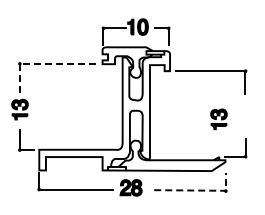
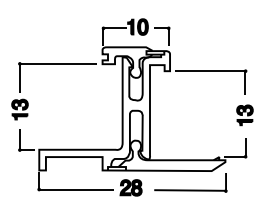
line: dashed -> solid (43, 63)
part position: (218, 119) -> (244, 115) (244, 115)
line: dashed -> solid (200, 190)
